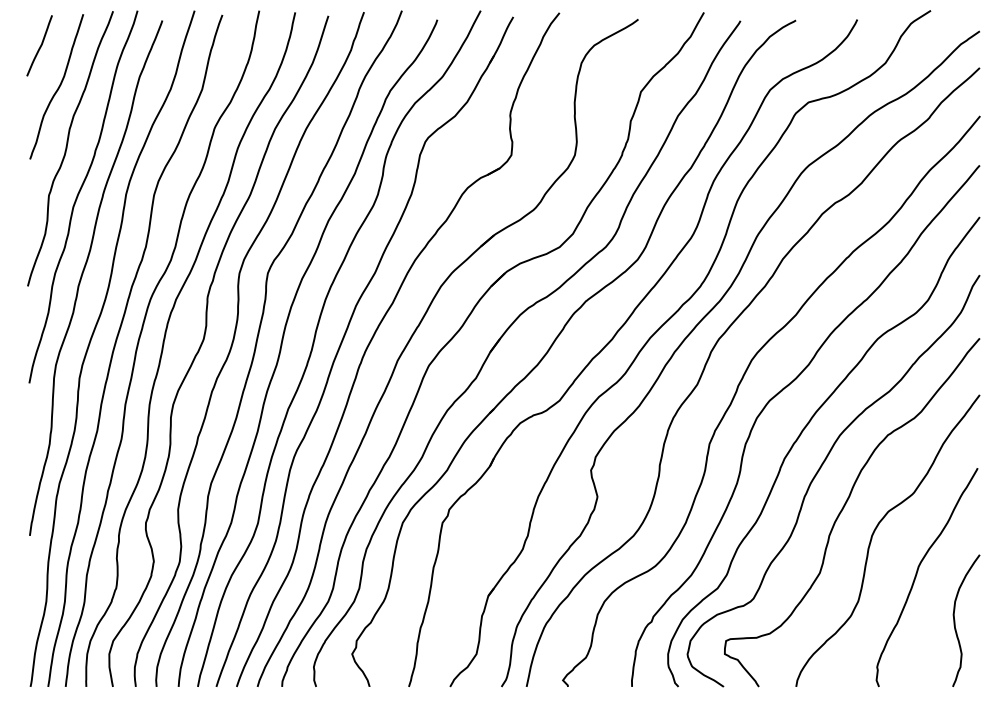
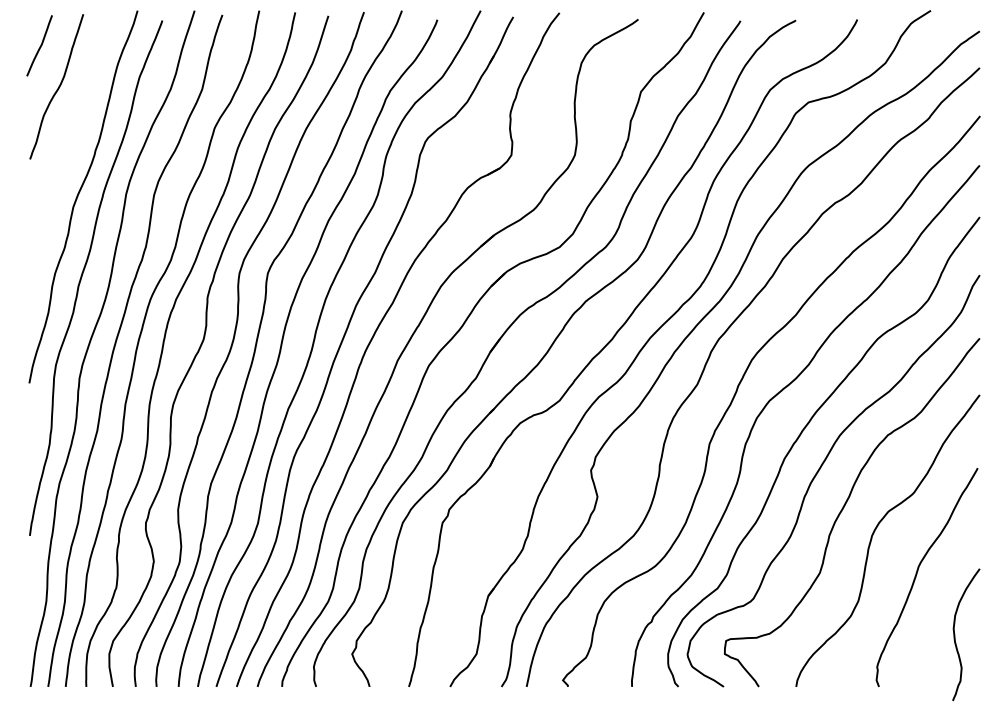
curve: present -> none (67, 148)
curve position: (955, 620) -> (955, 634) (955, 634)
